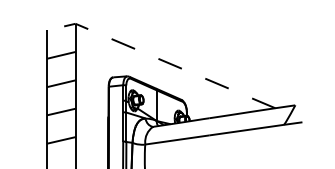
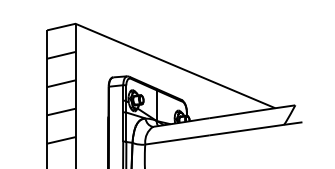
line: dashed -> solid (160, 59)
